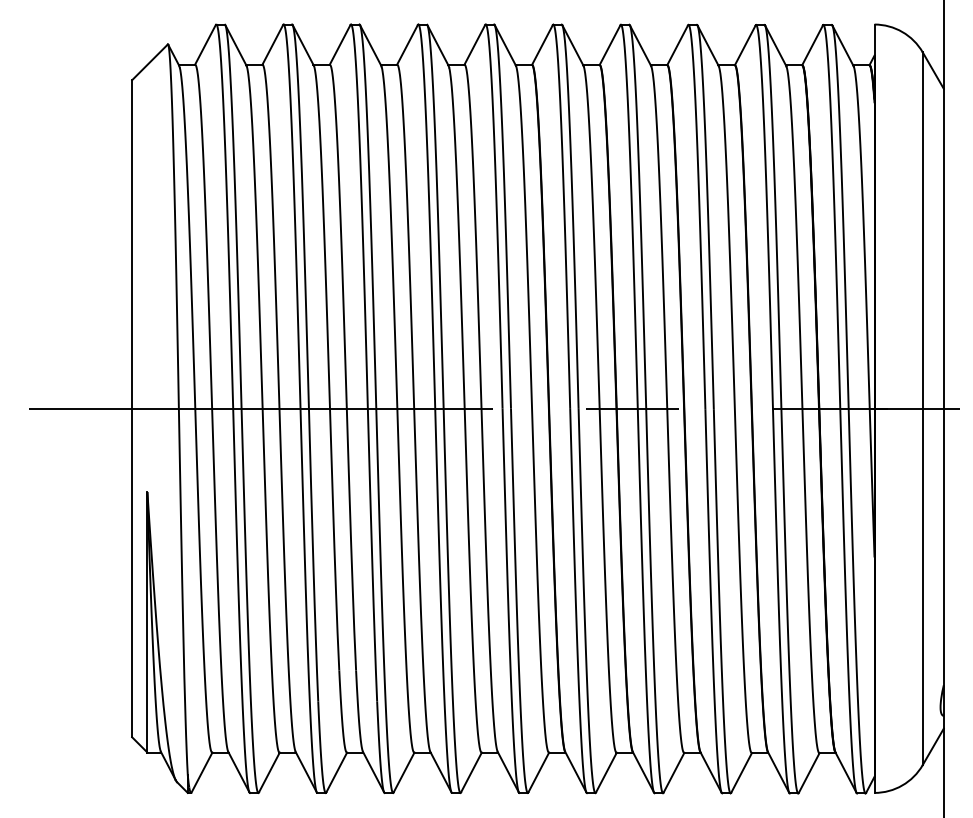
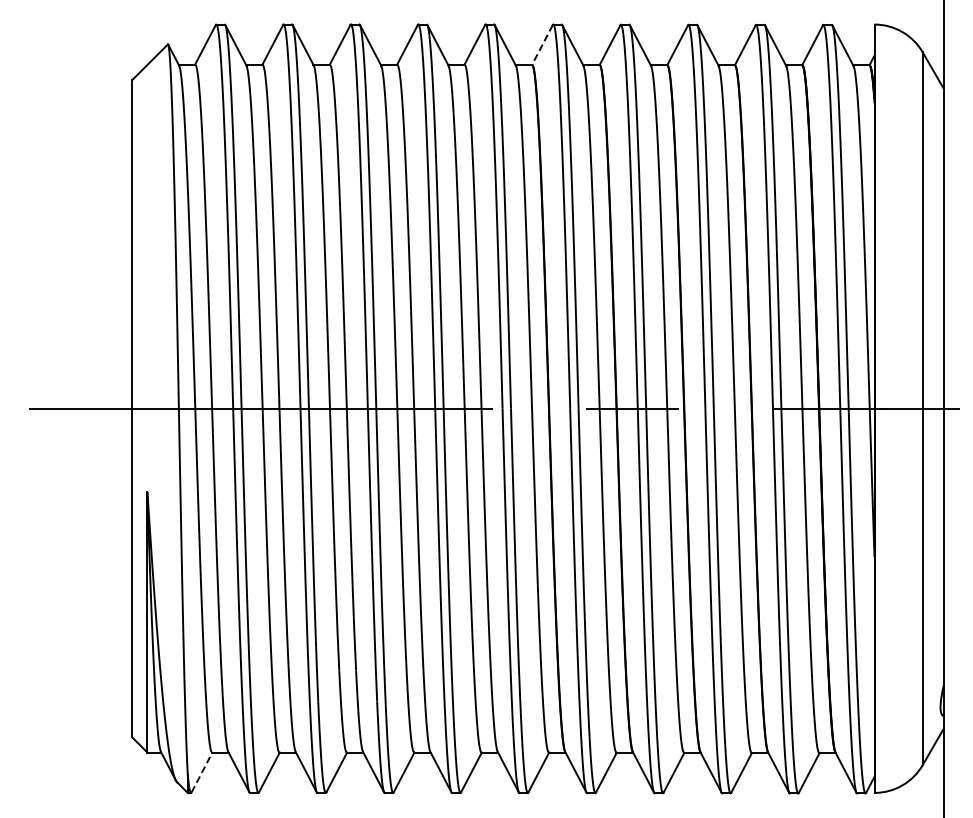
line: solid -> dashed (542, 45)
line: solid -> dashed (202, 772)
